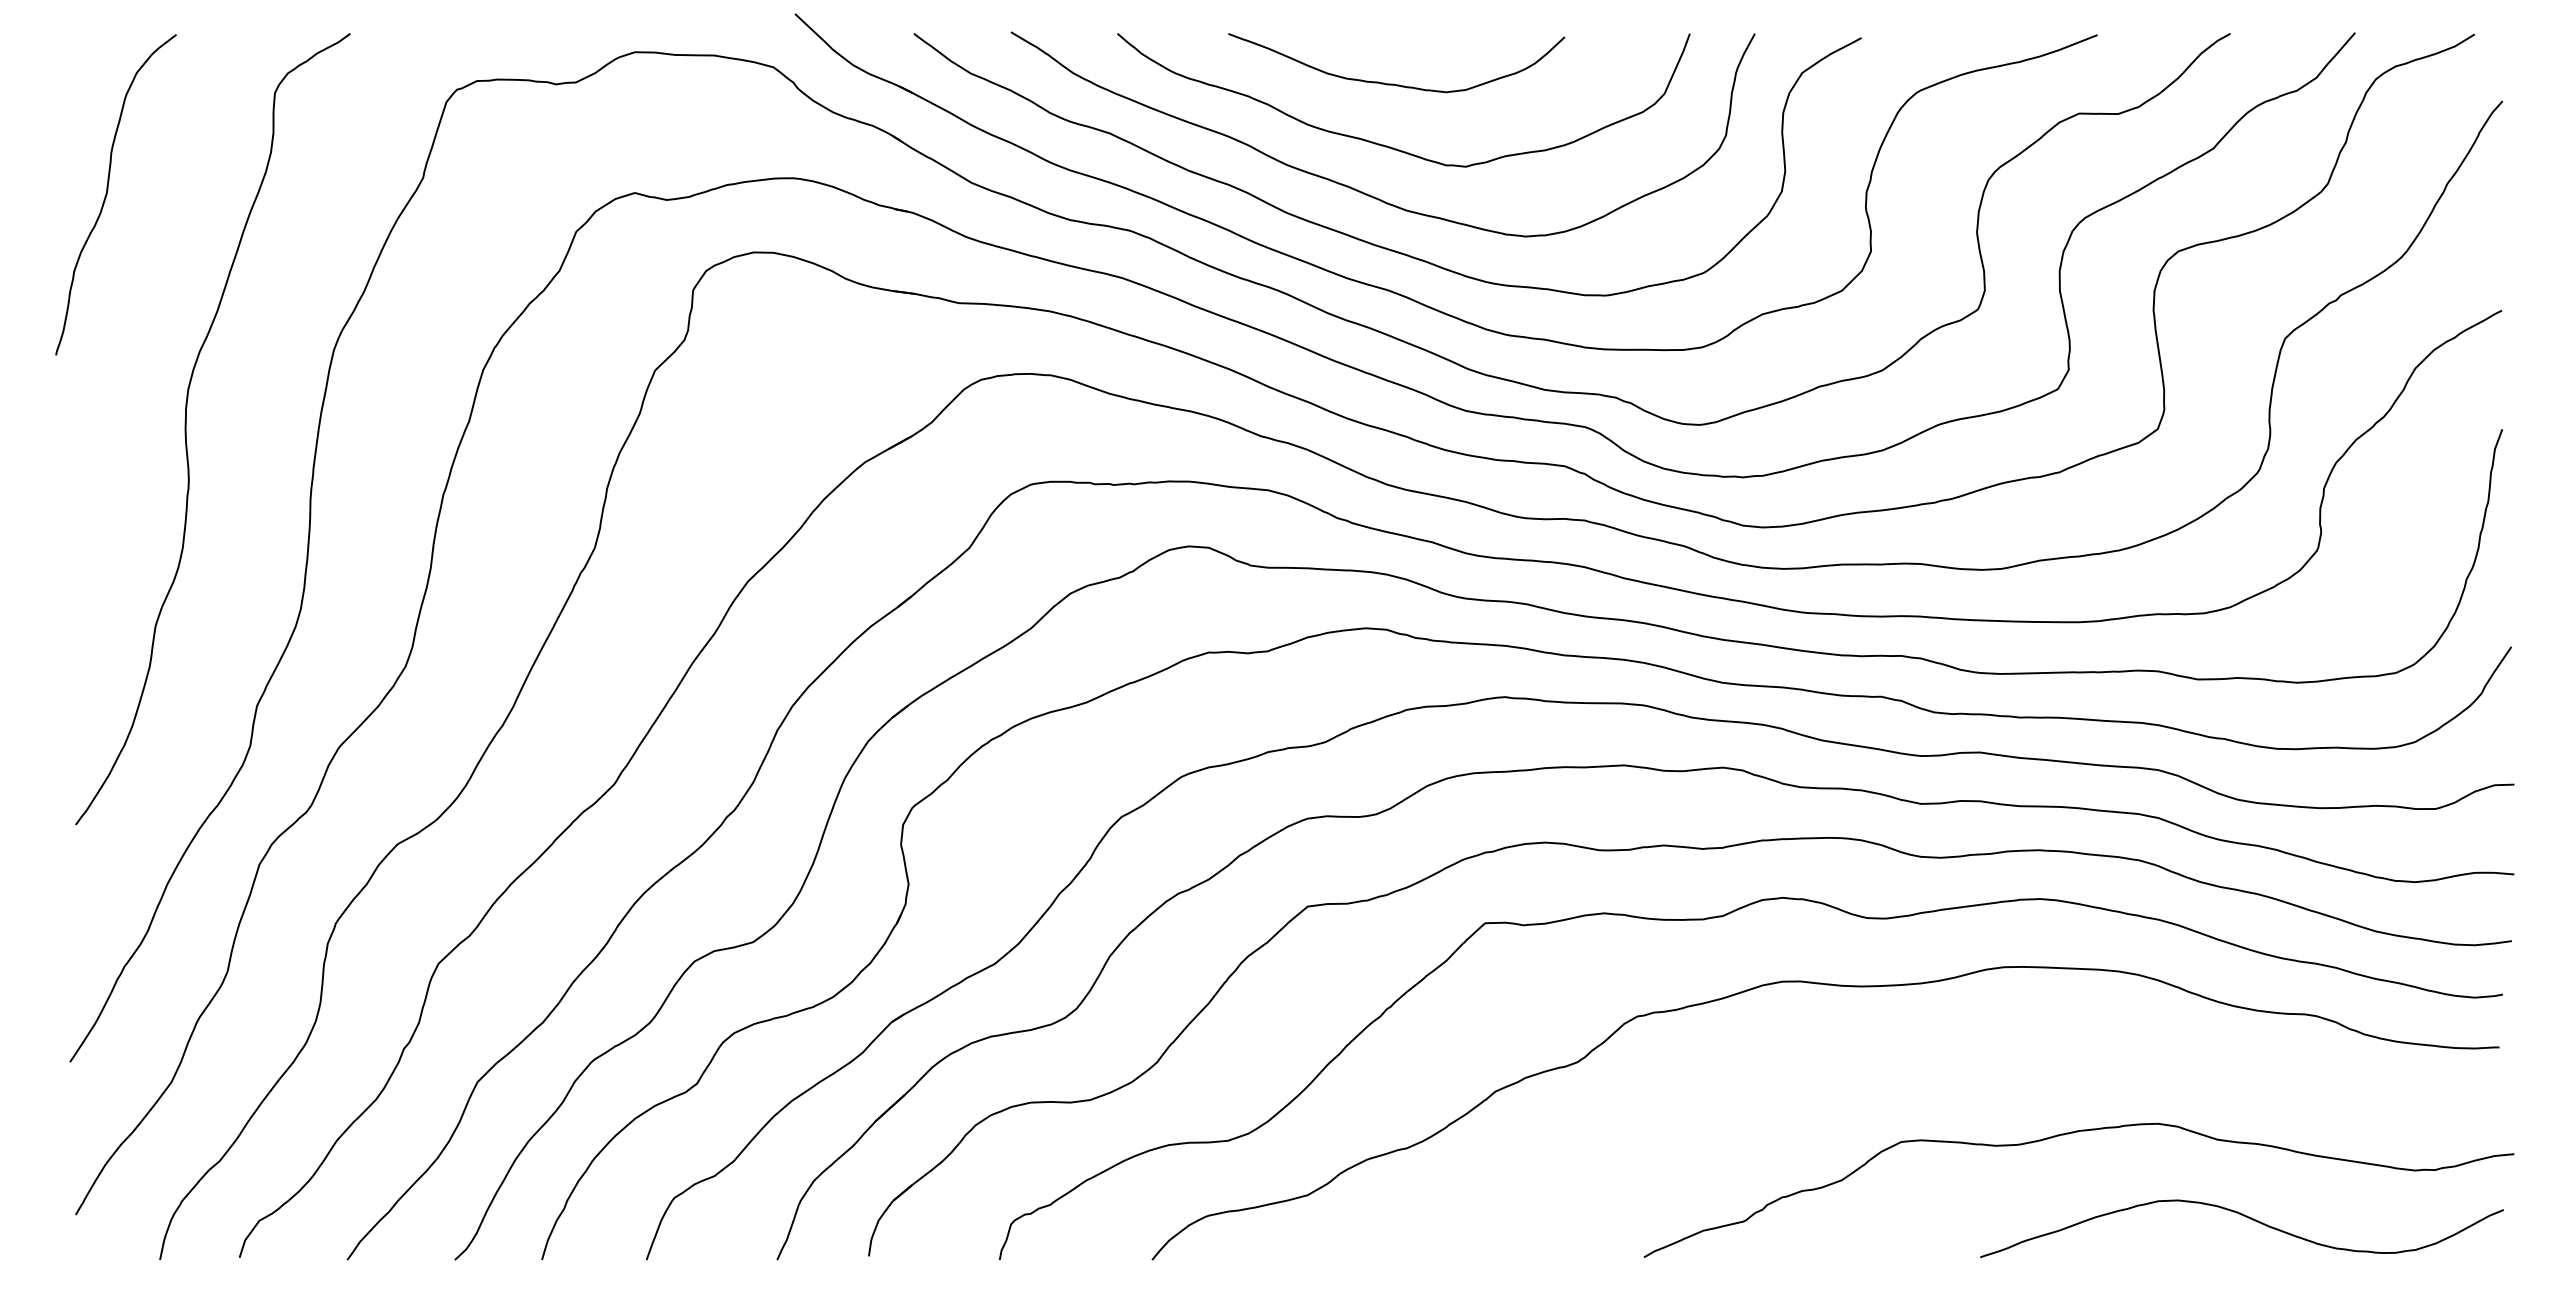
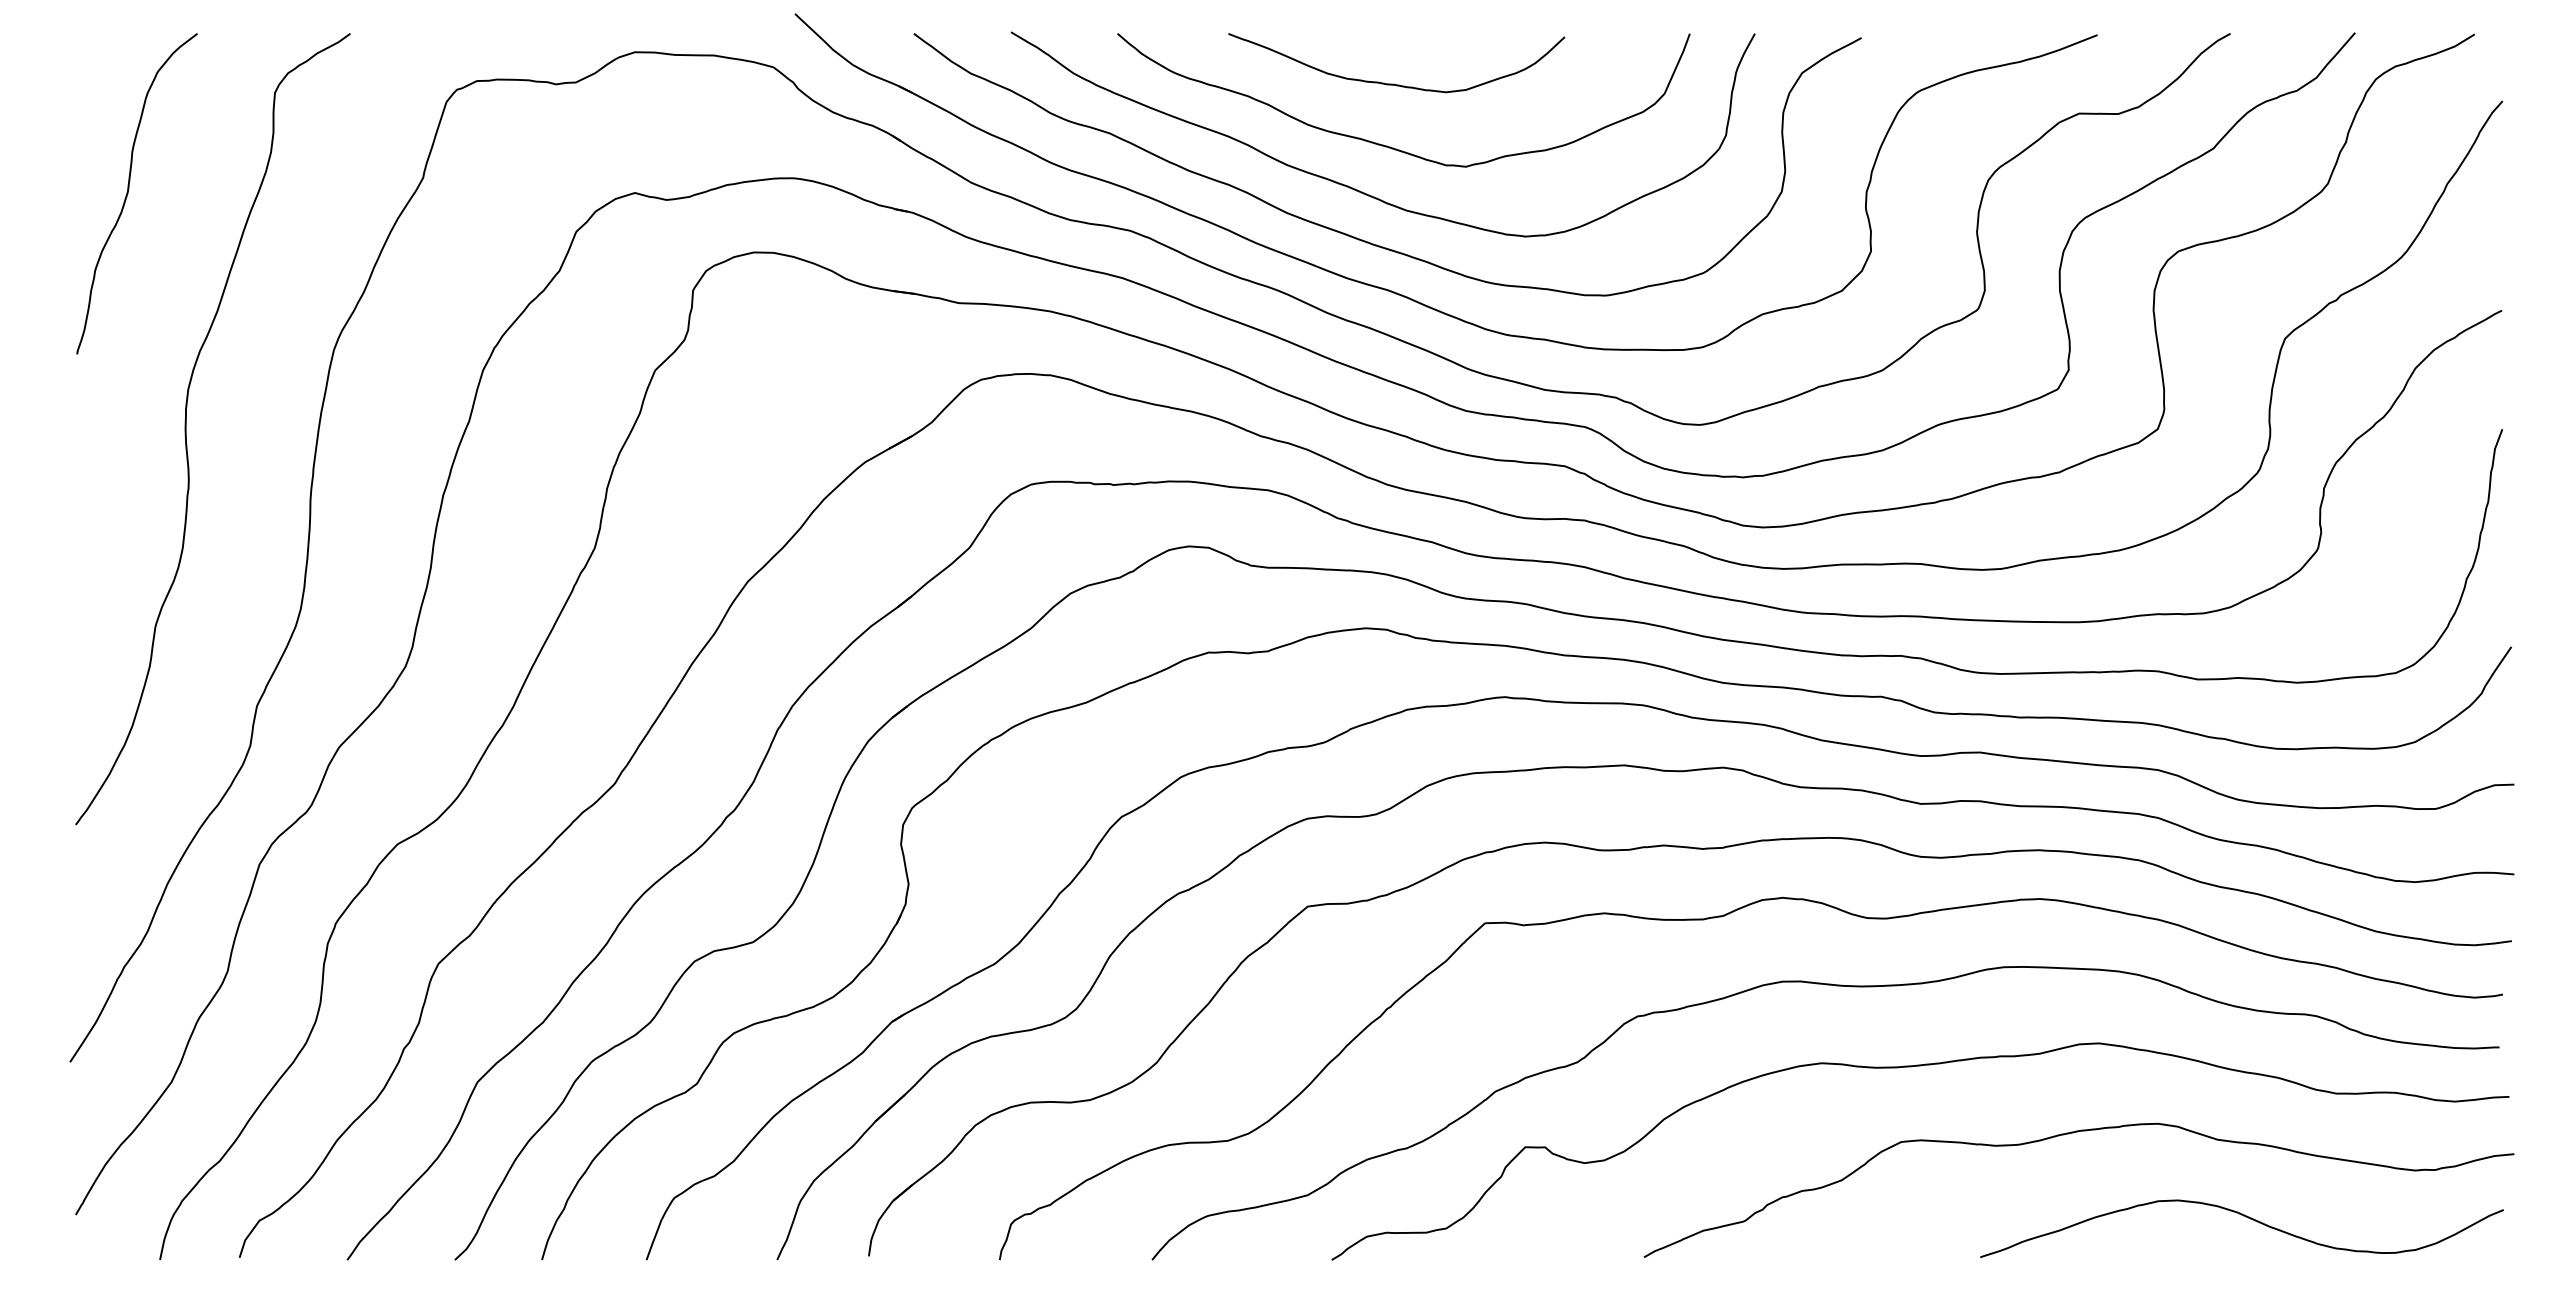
curve position: (107, 194) -> (128, 193) (128, 193)
curve: none -> present (1911, 1067)
